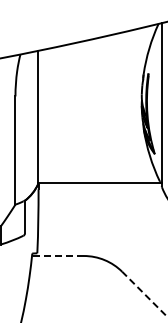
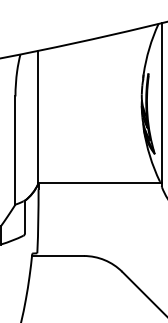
line: dashed -> solid (58, 256)
line: dashed -> solid (144, 294)
